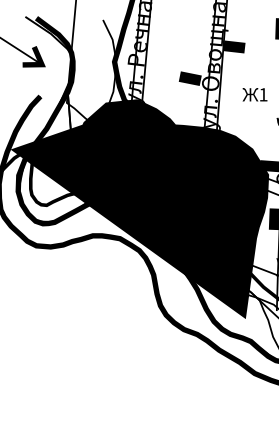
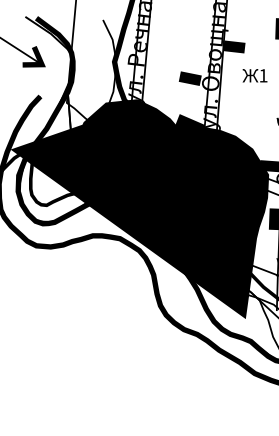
text position: (254, 94) -> (254, 75) (254, 75)
fill: none -> present (189, 125)
